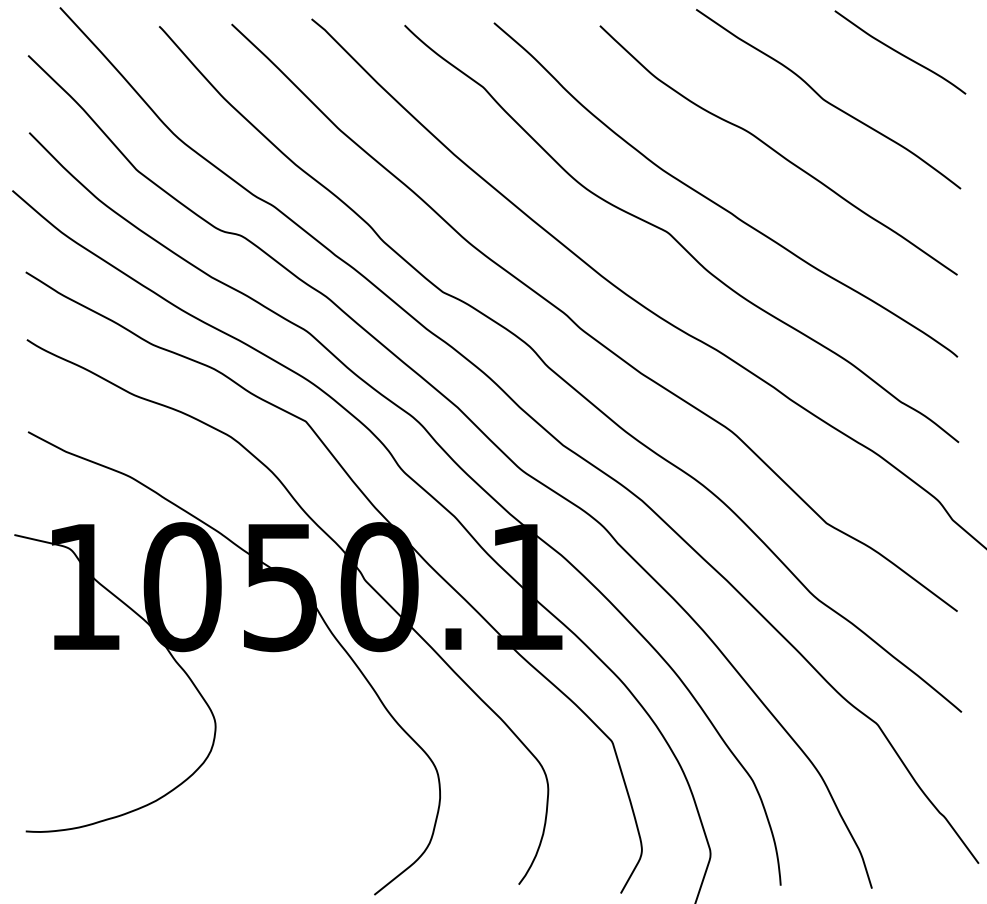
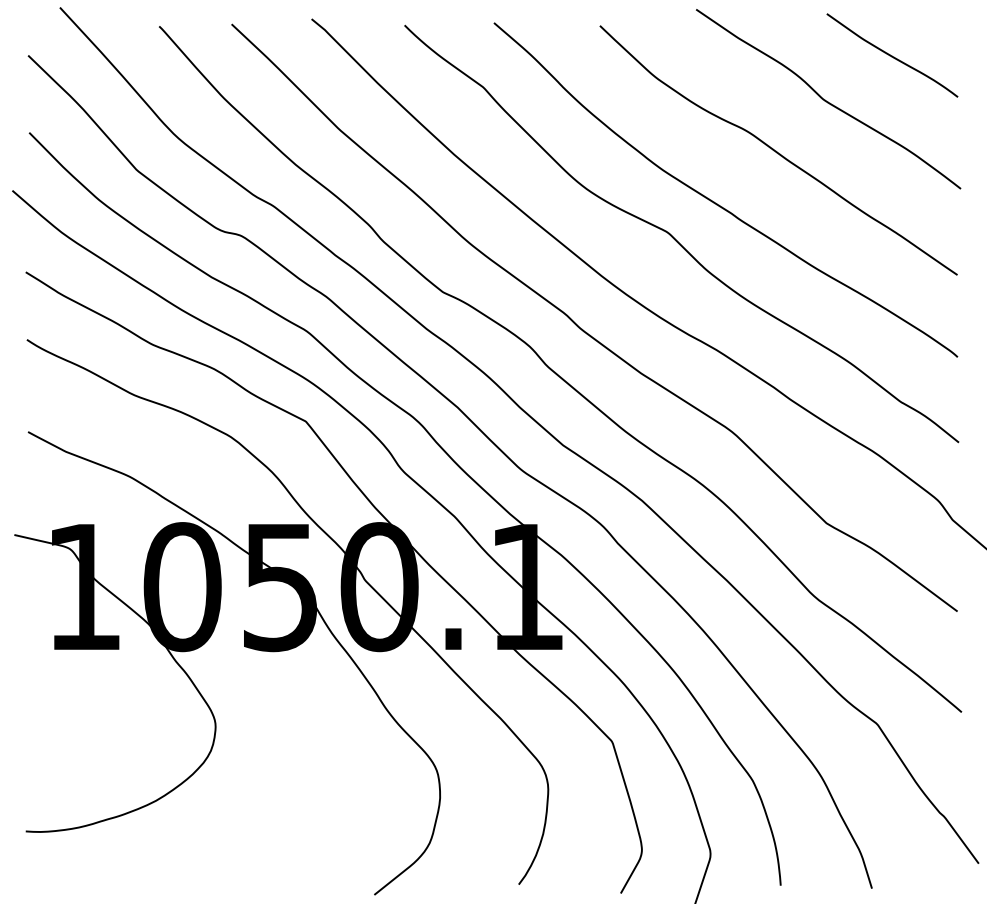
curve position: (900, 52) -> (892, 55) (892, 55)
